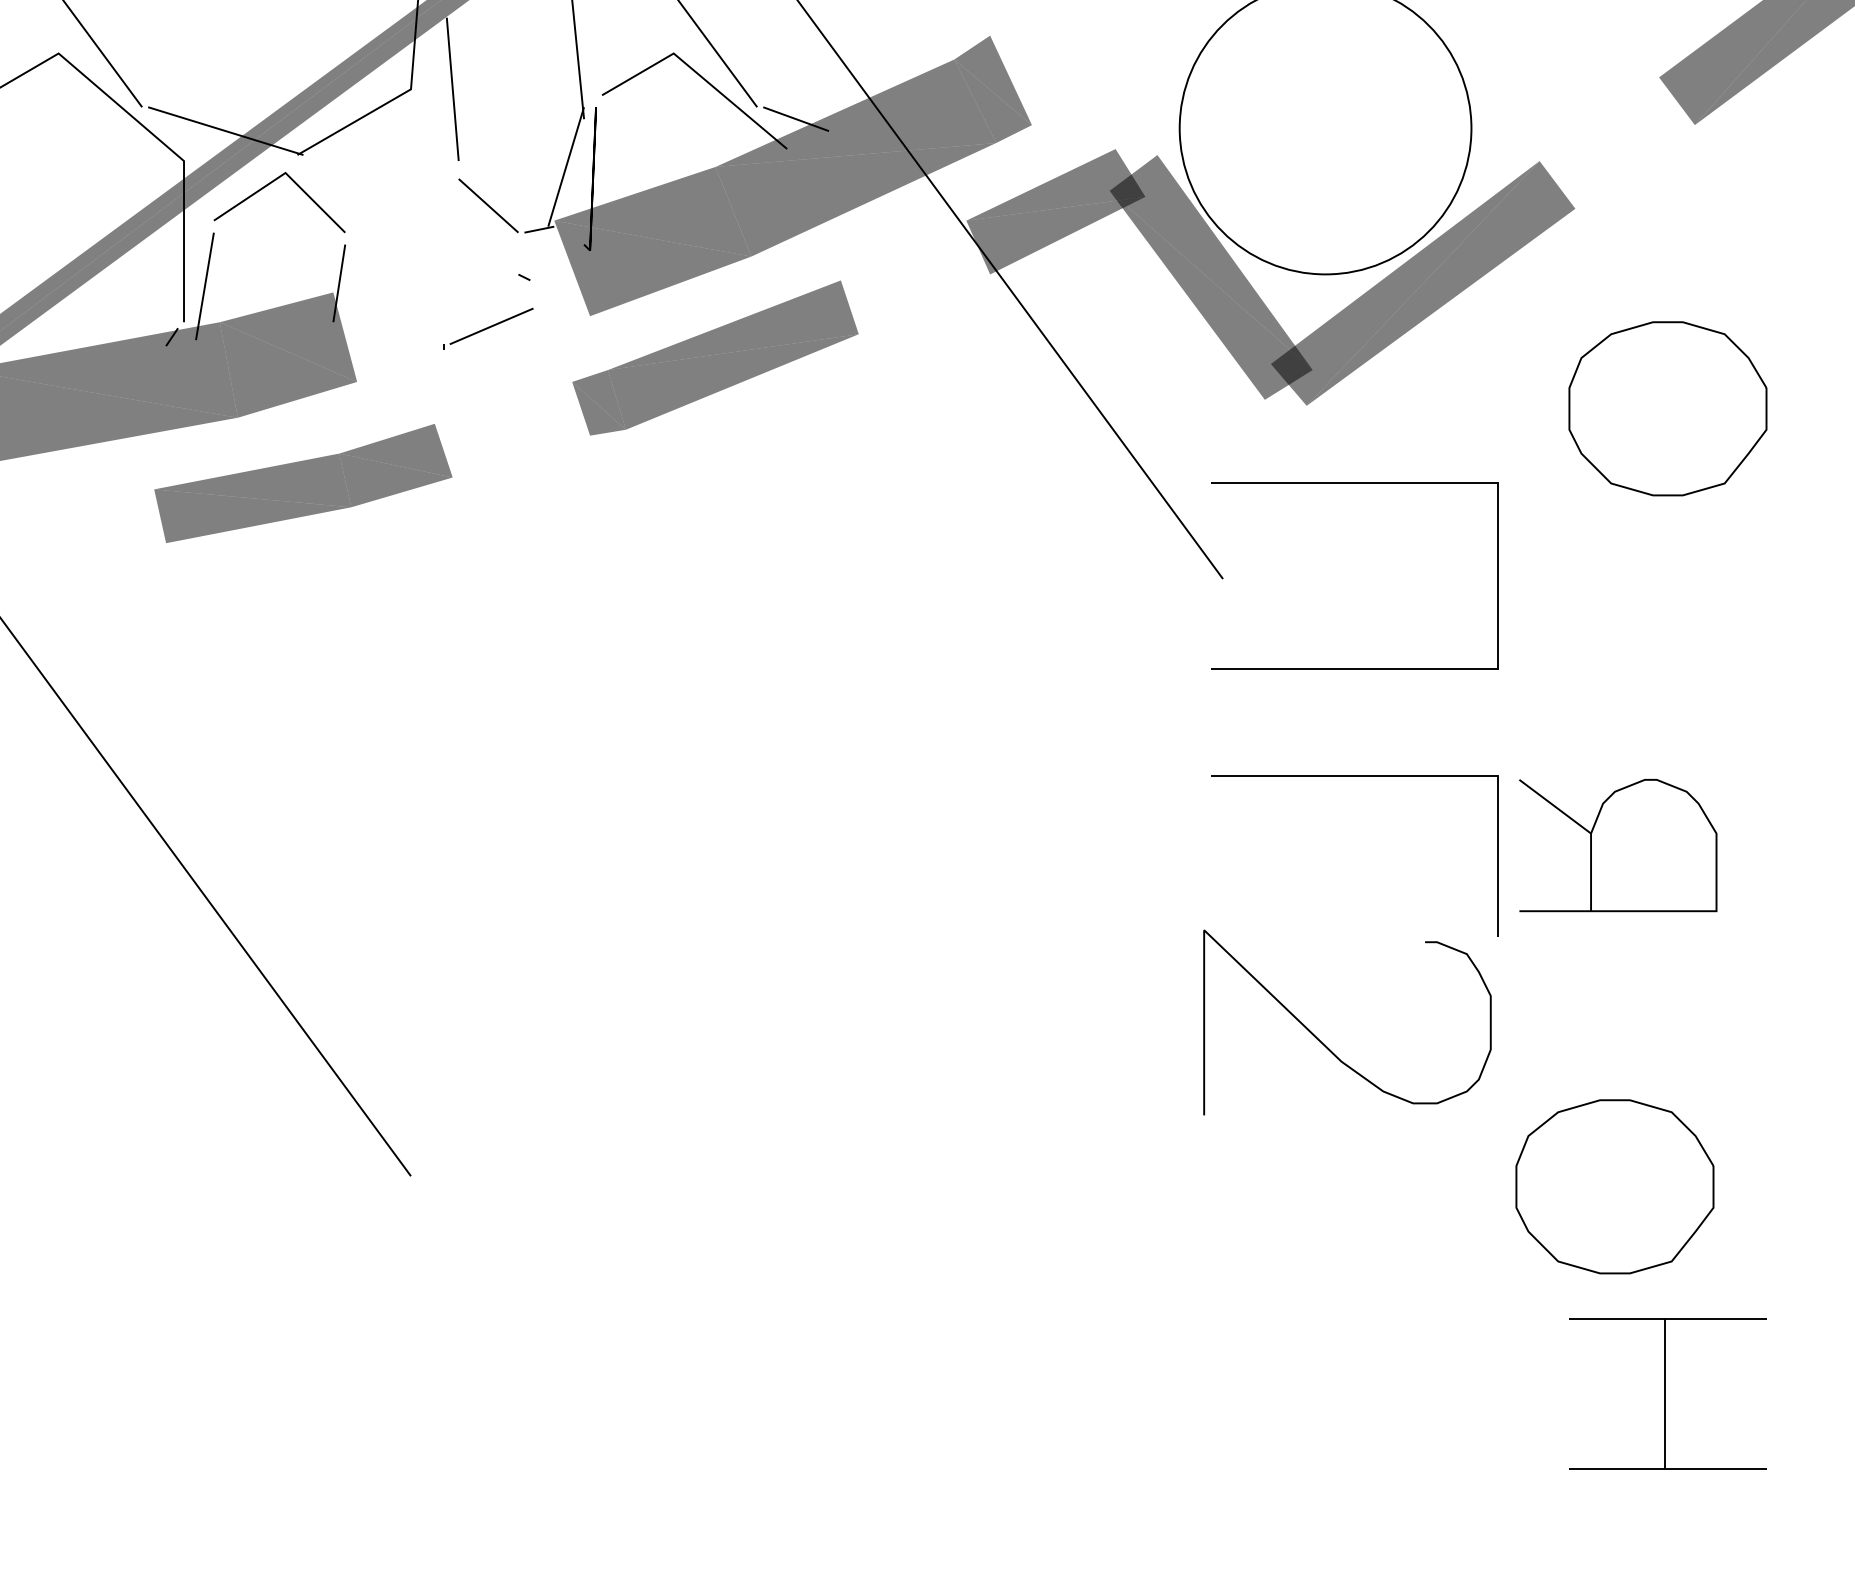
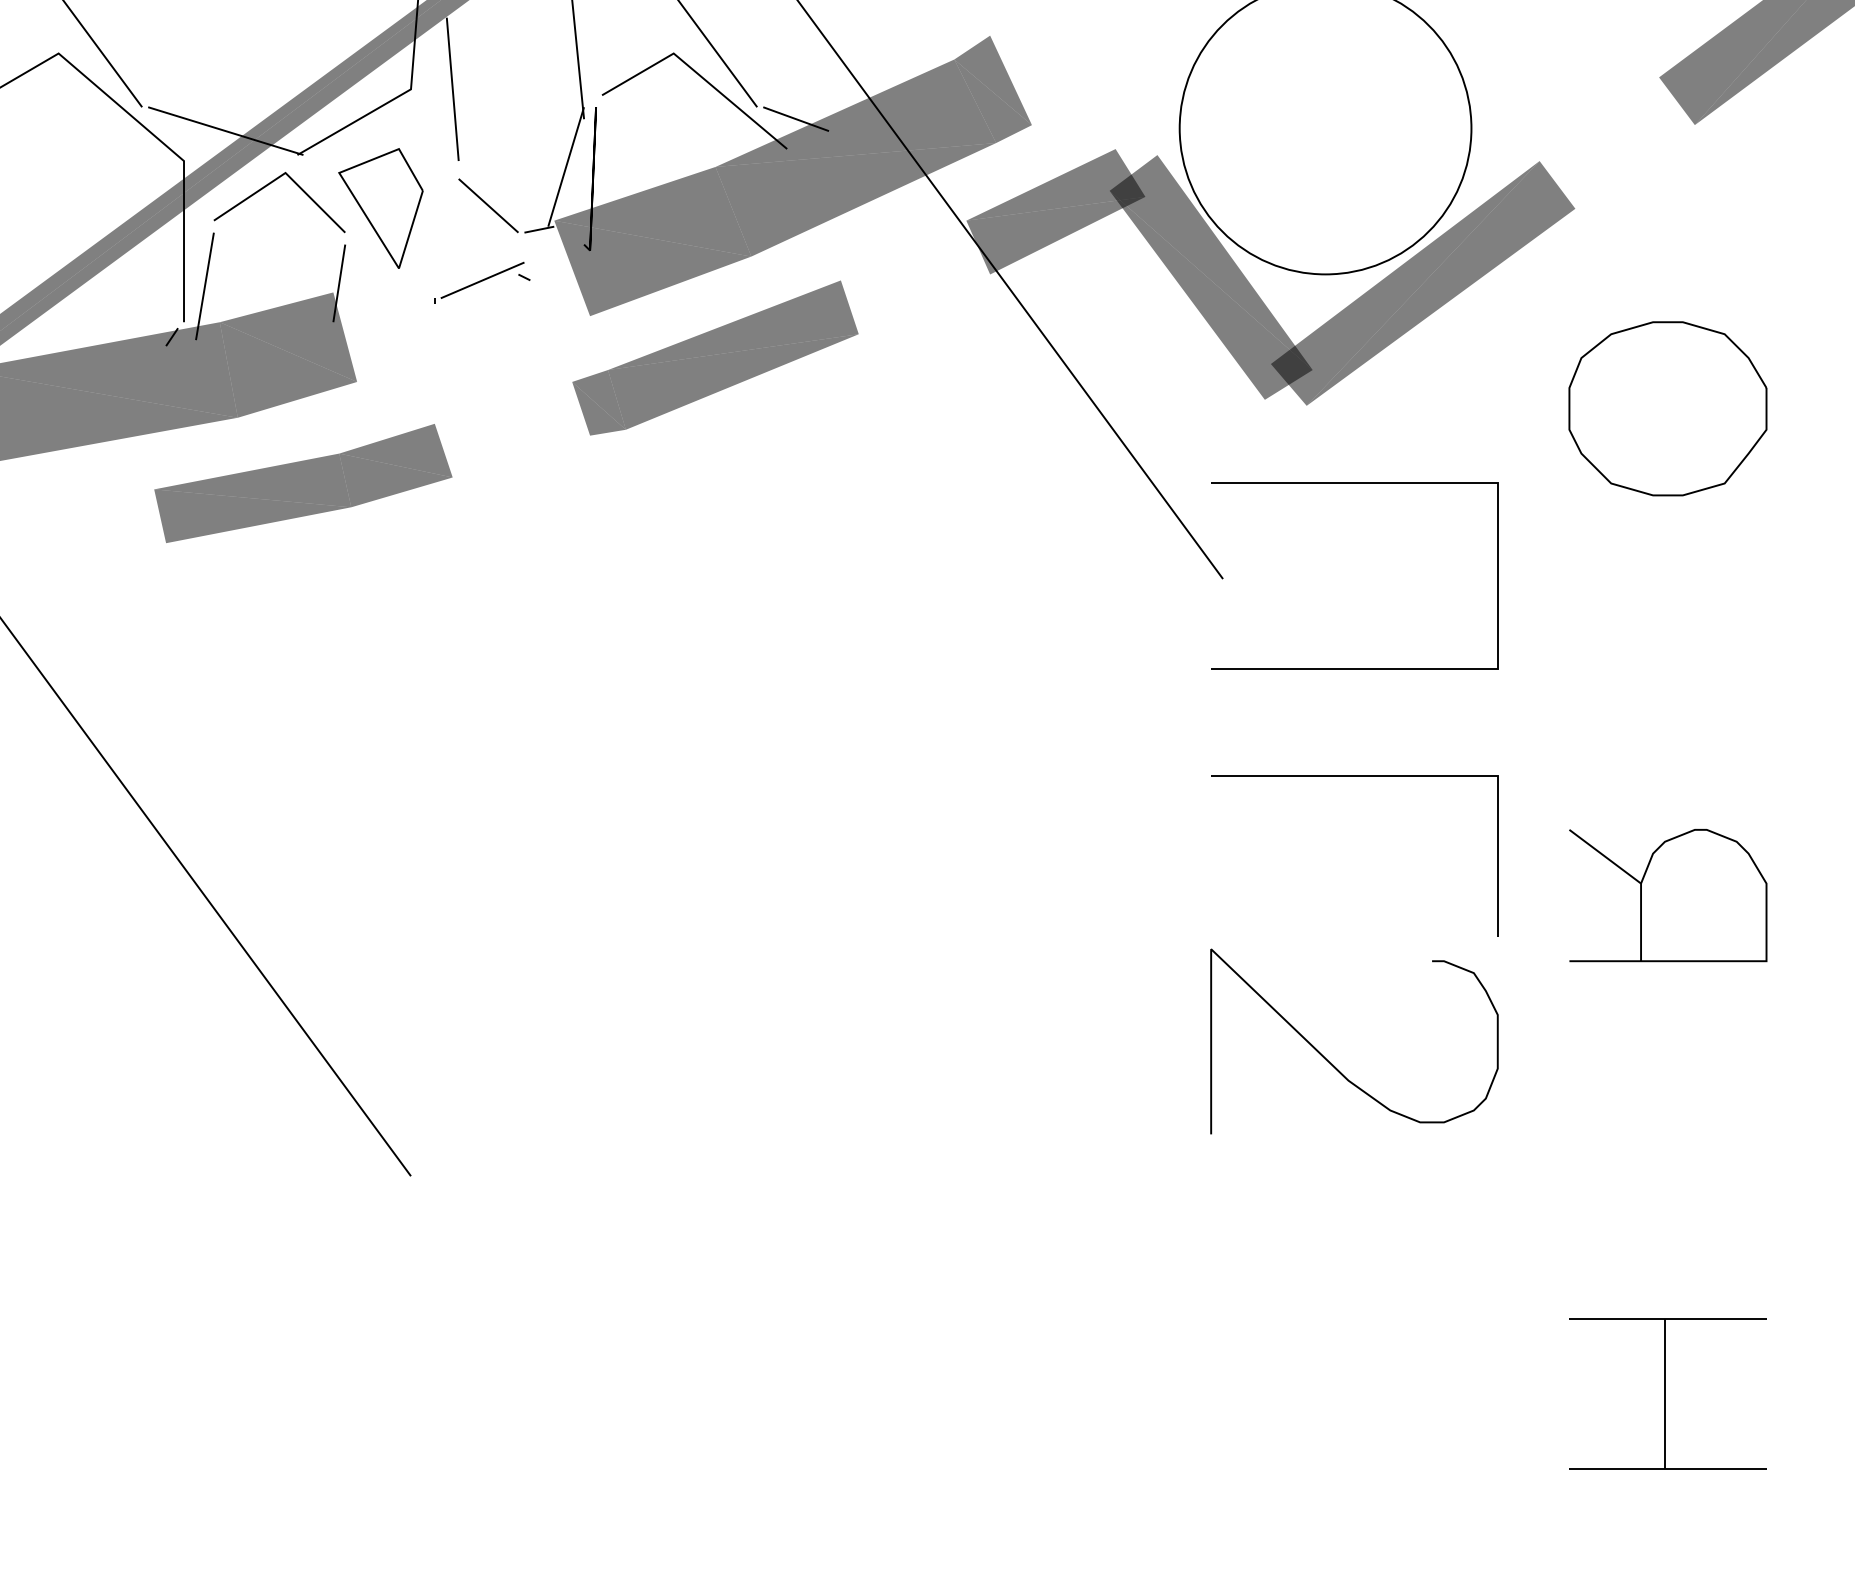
part: none -> present (380, 208)
part position: (488, 328) -> (479, 282) (479, 282)
part position: (1618, 845) -> (1668, 895) (1668, 895)
curve position: (1325, 1044) -> (1332, 1063) (1332, 1063)
part: present -> none (1614, 1186)
